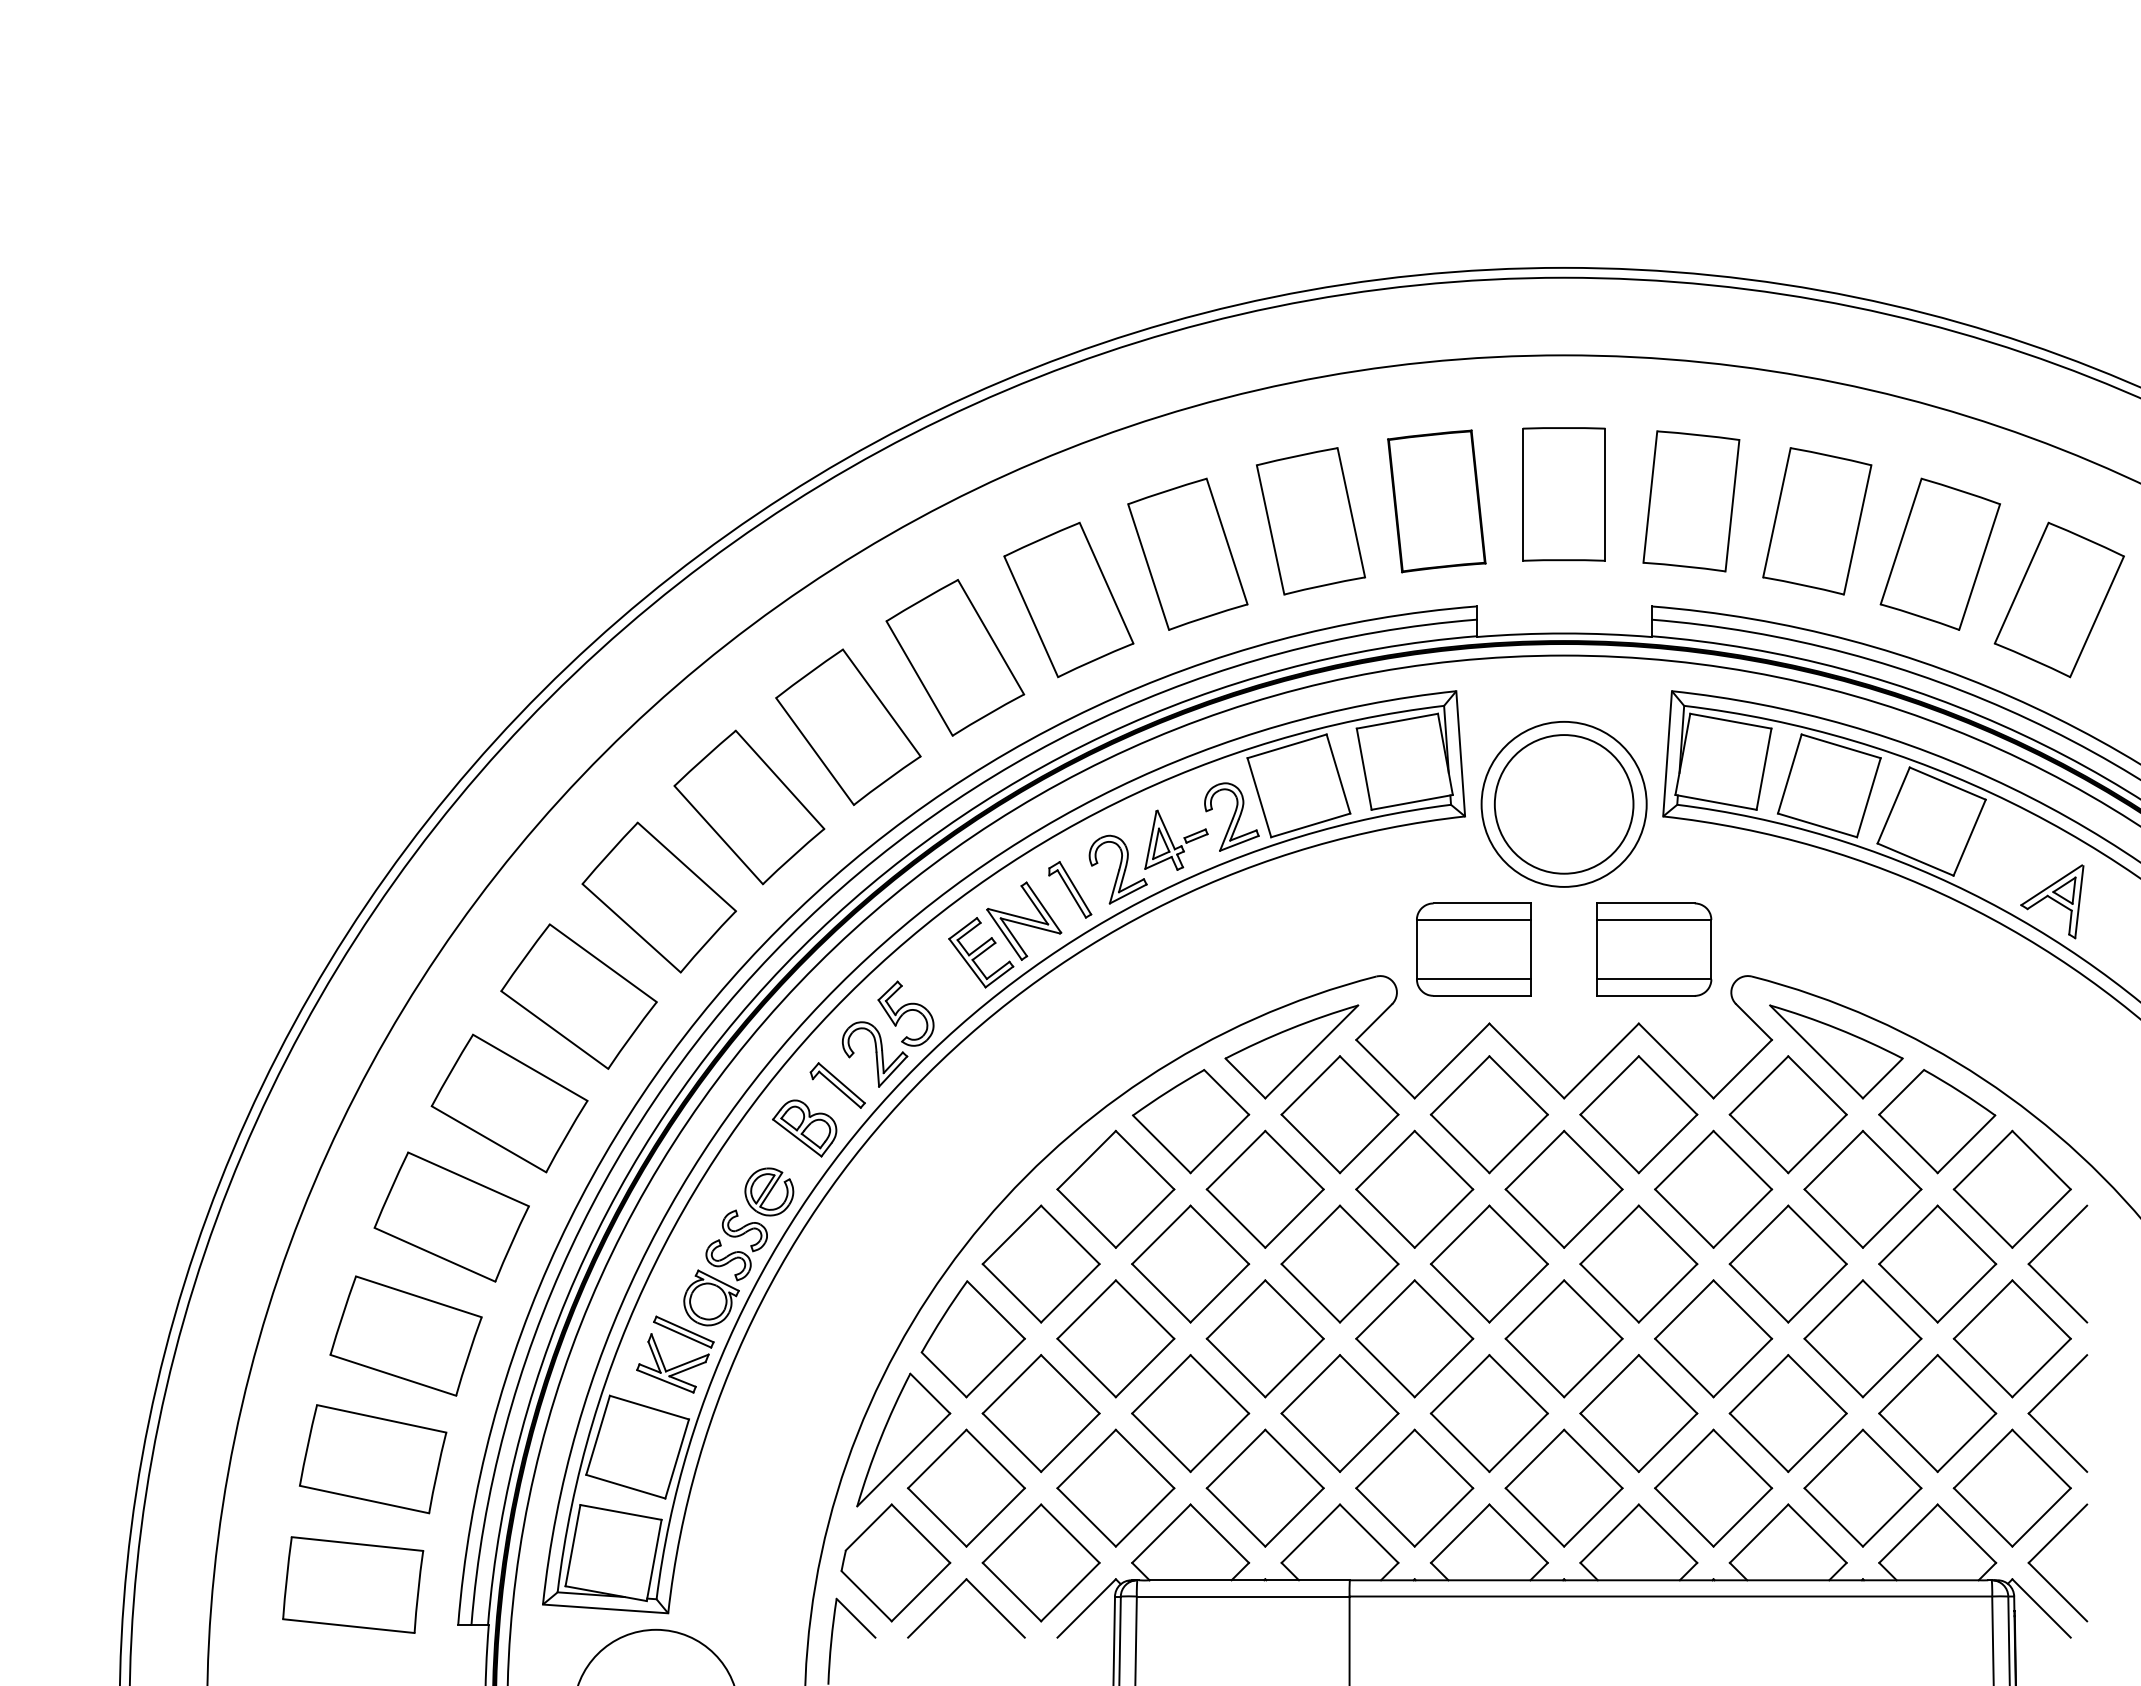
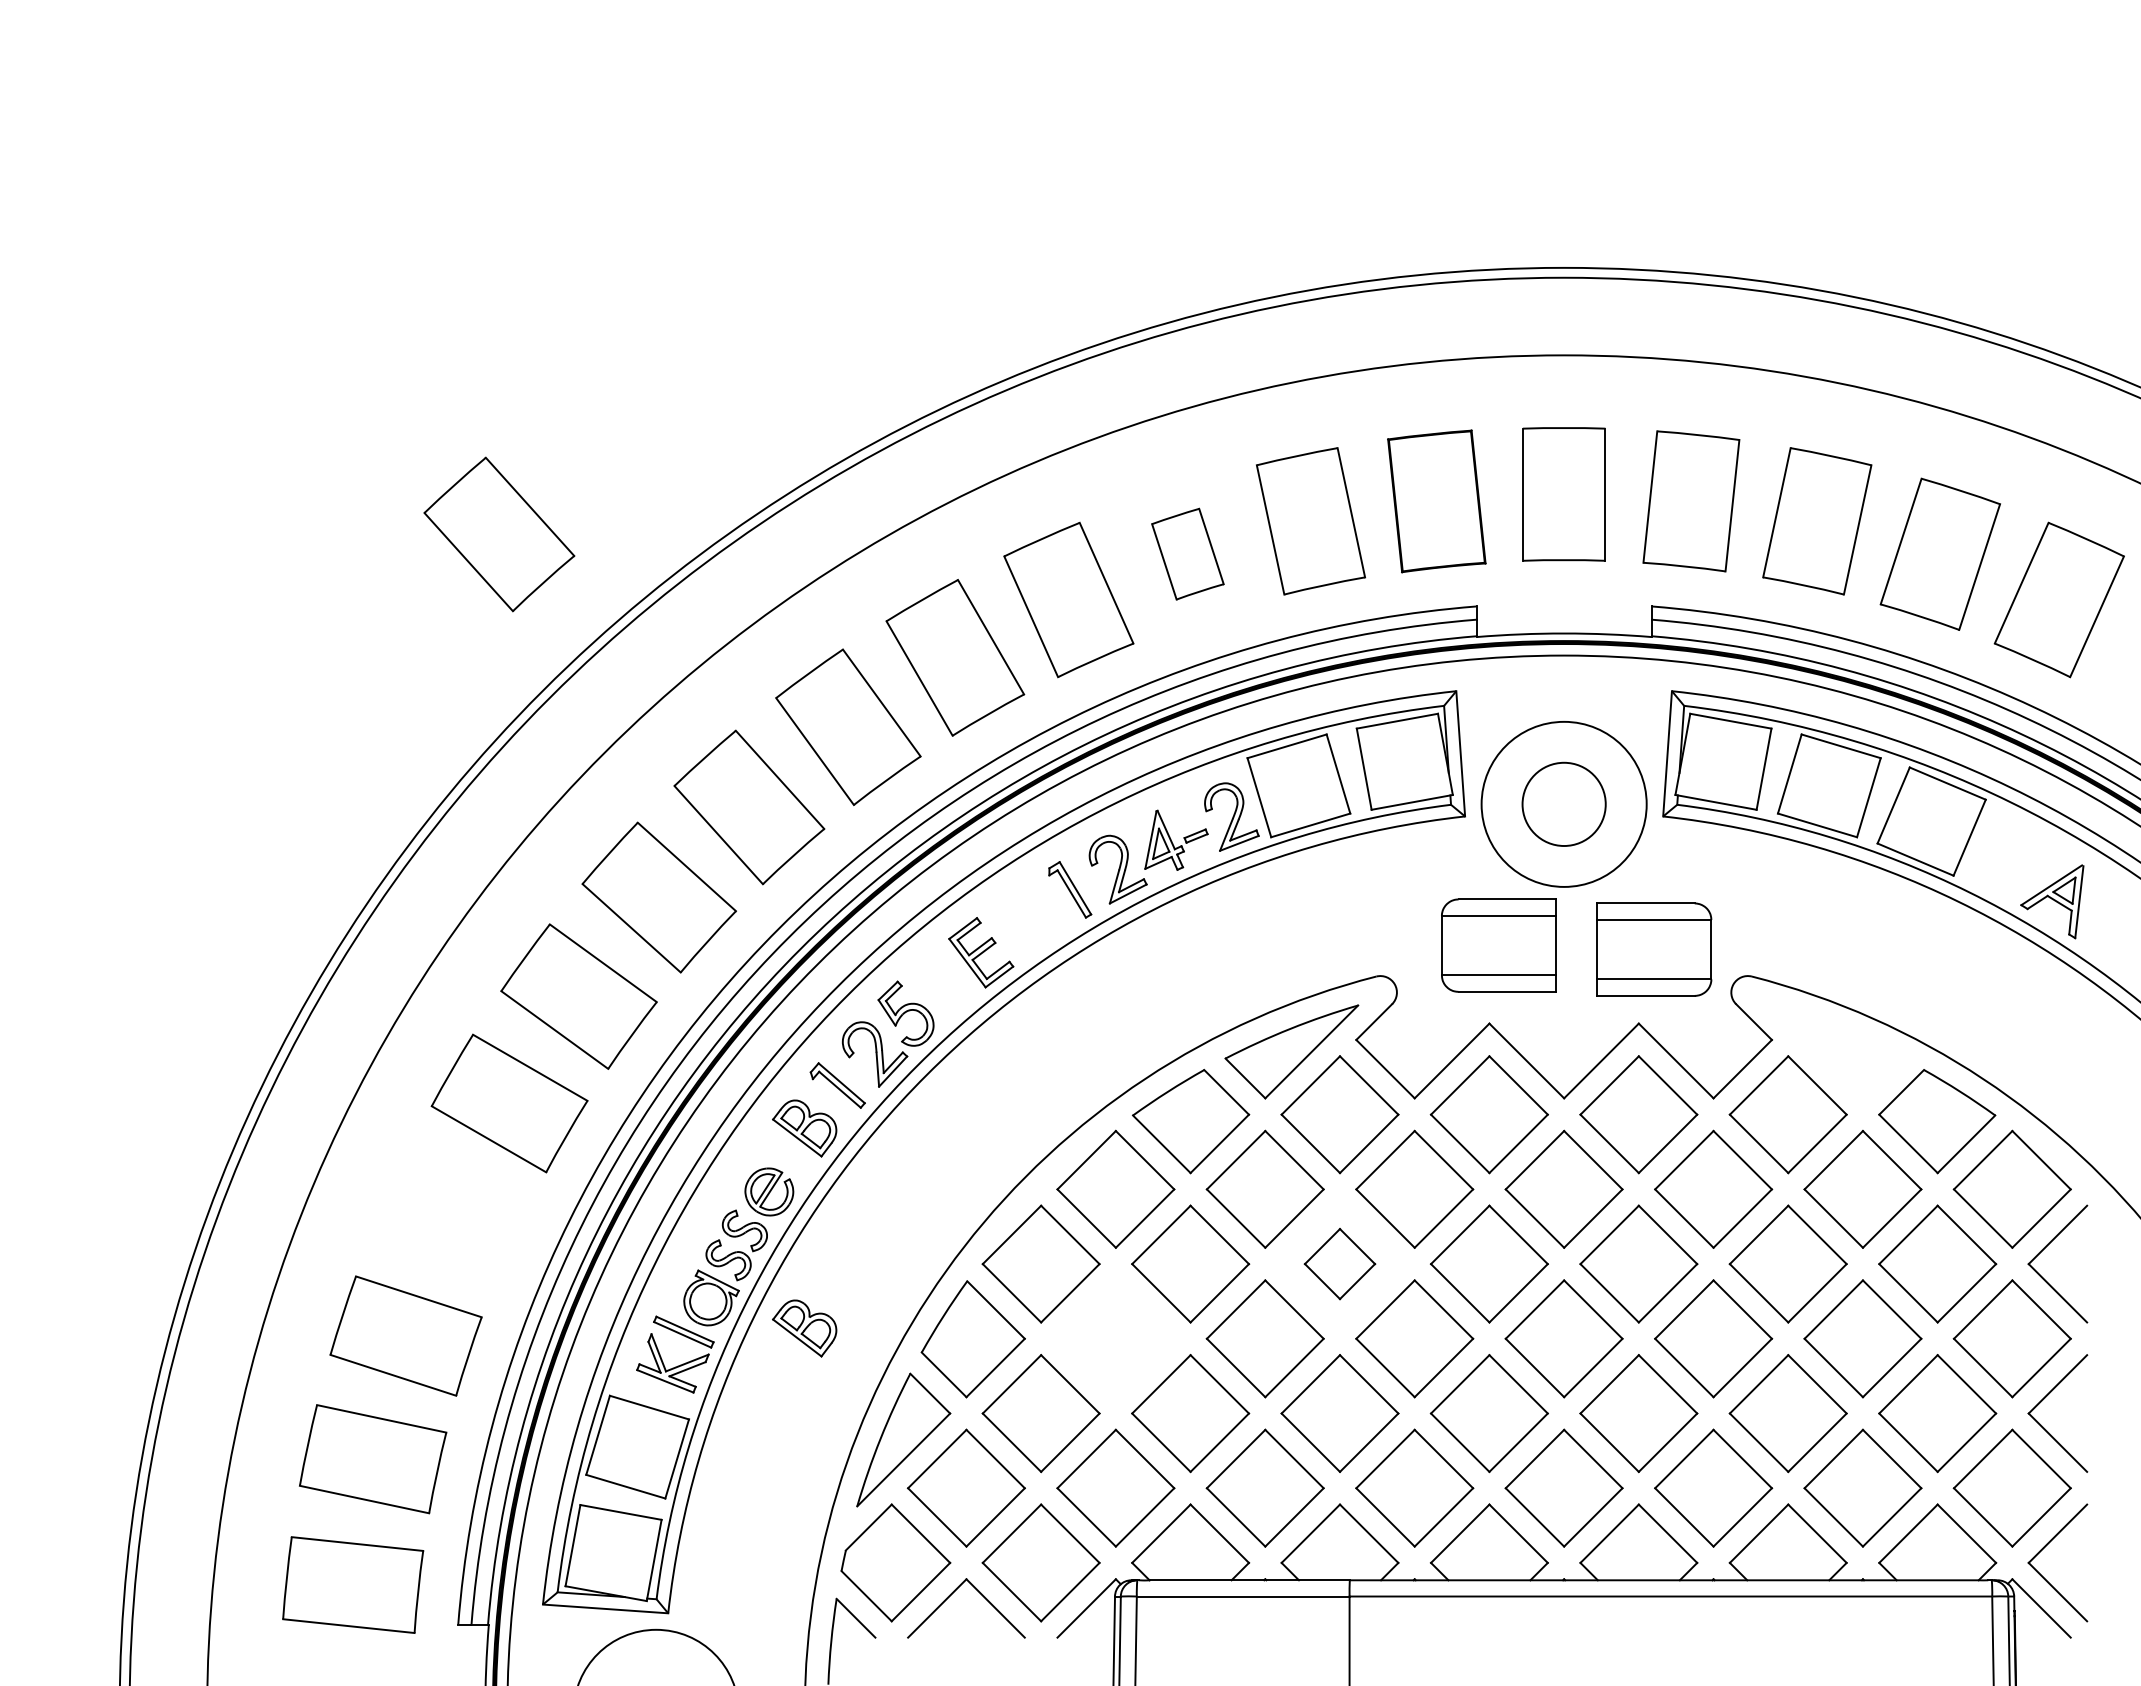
part: none -> present (499, 534)
part size: 122x154 px -> 74x94 px (1187, 553)
circle diameter: 139 px -> 83 px (1563, 804)
part: present -> none (1024, 920)
part position: (1473, 949) -> (1498, 945) (1498, 945)
part: present -> none (1836, 1051)
part: present -> none (451, 1216)
part size: 120x120 px -> 74x73 px (1339, 1264)
part: none -> present (804, 1328)
part: present -> none (1115, 1338)
